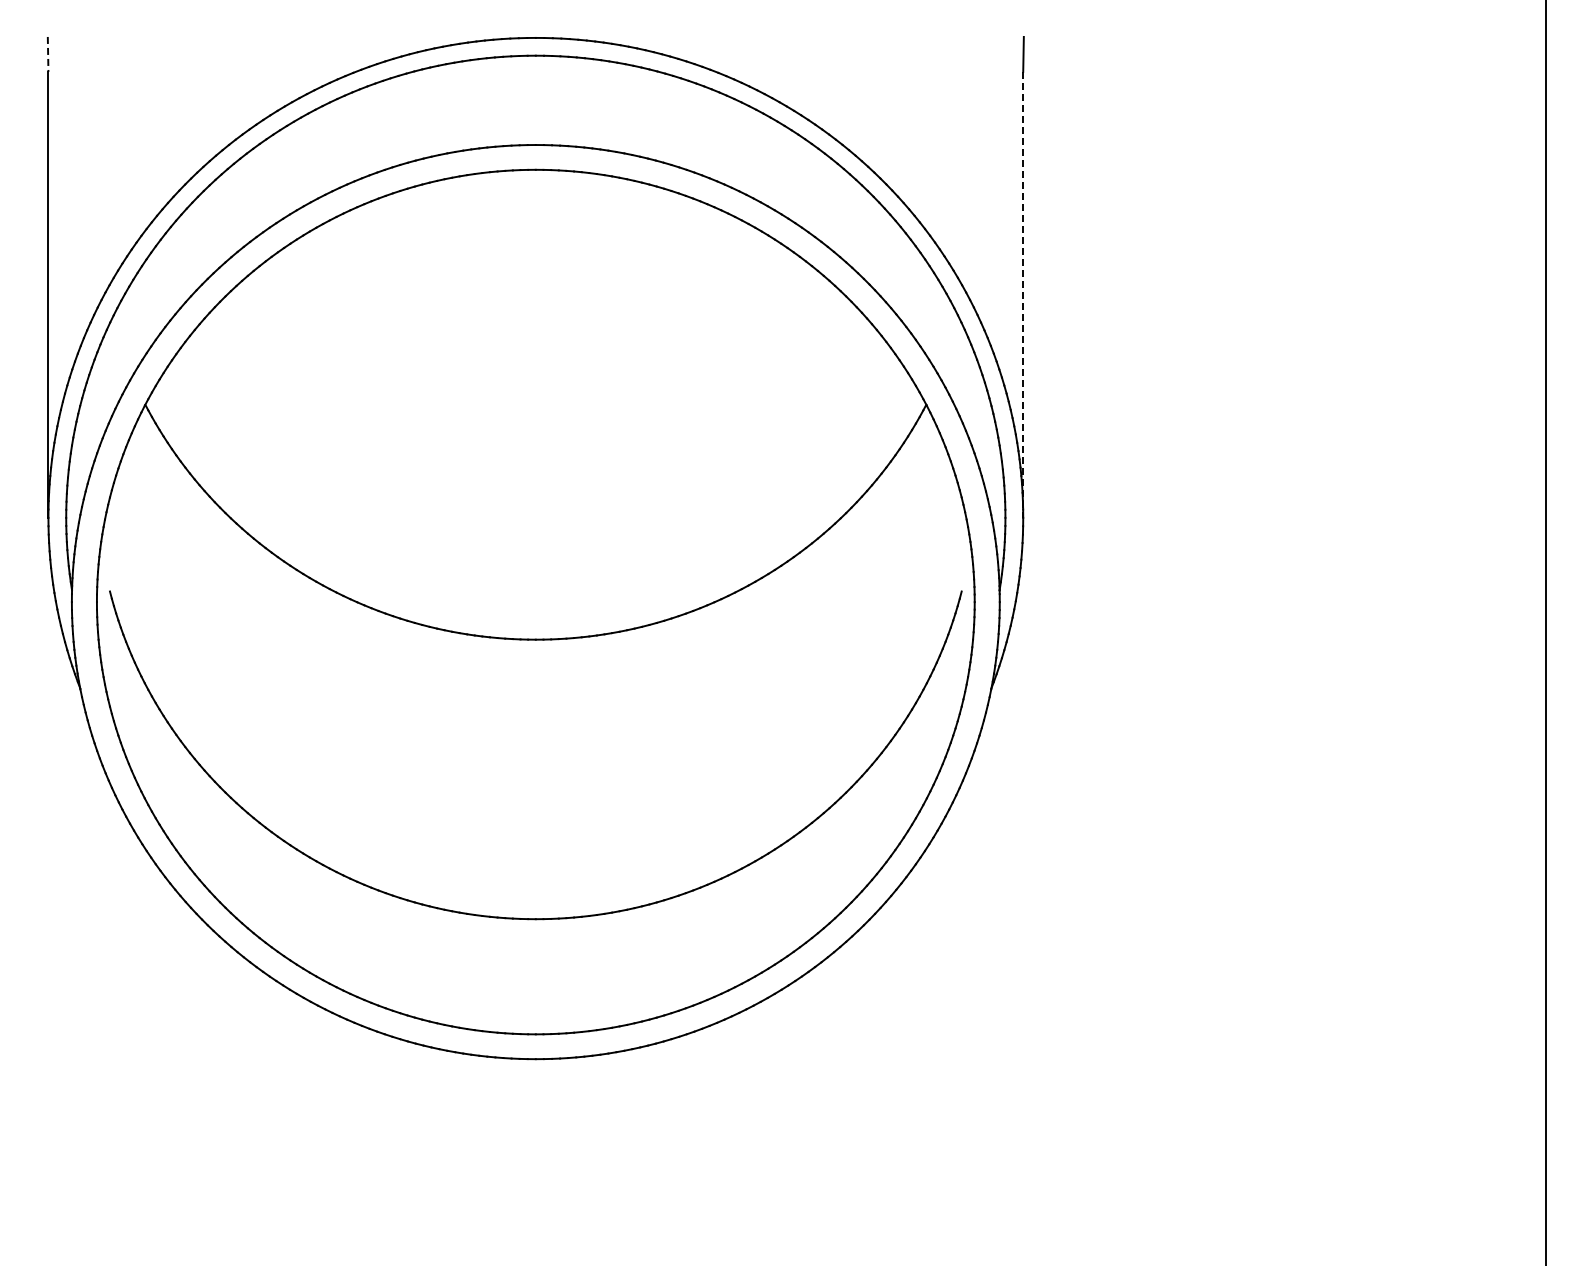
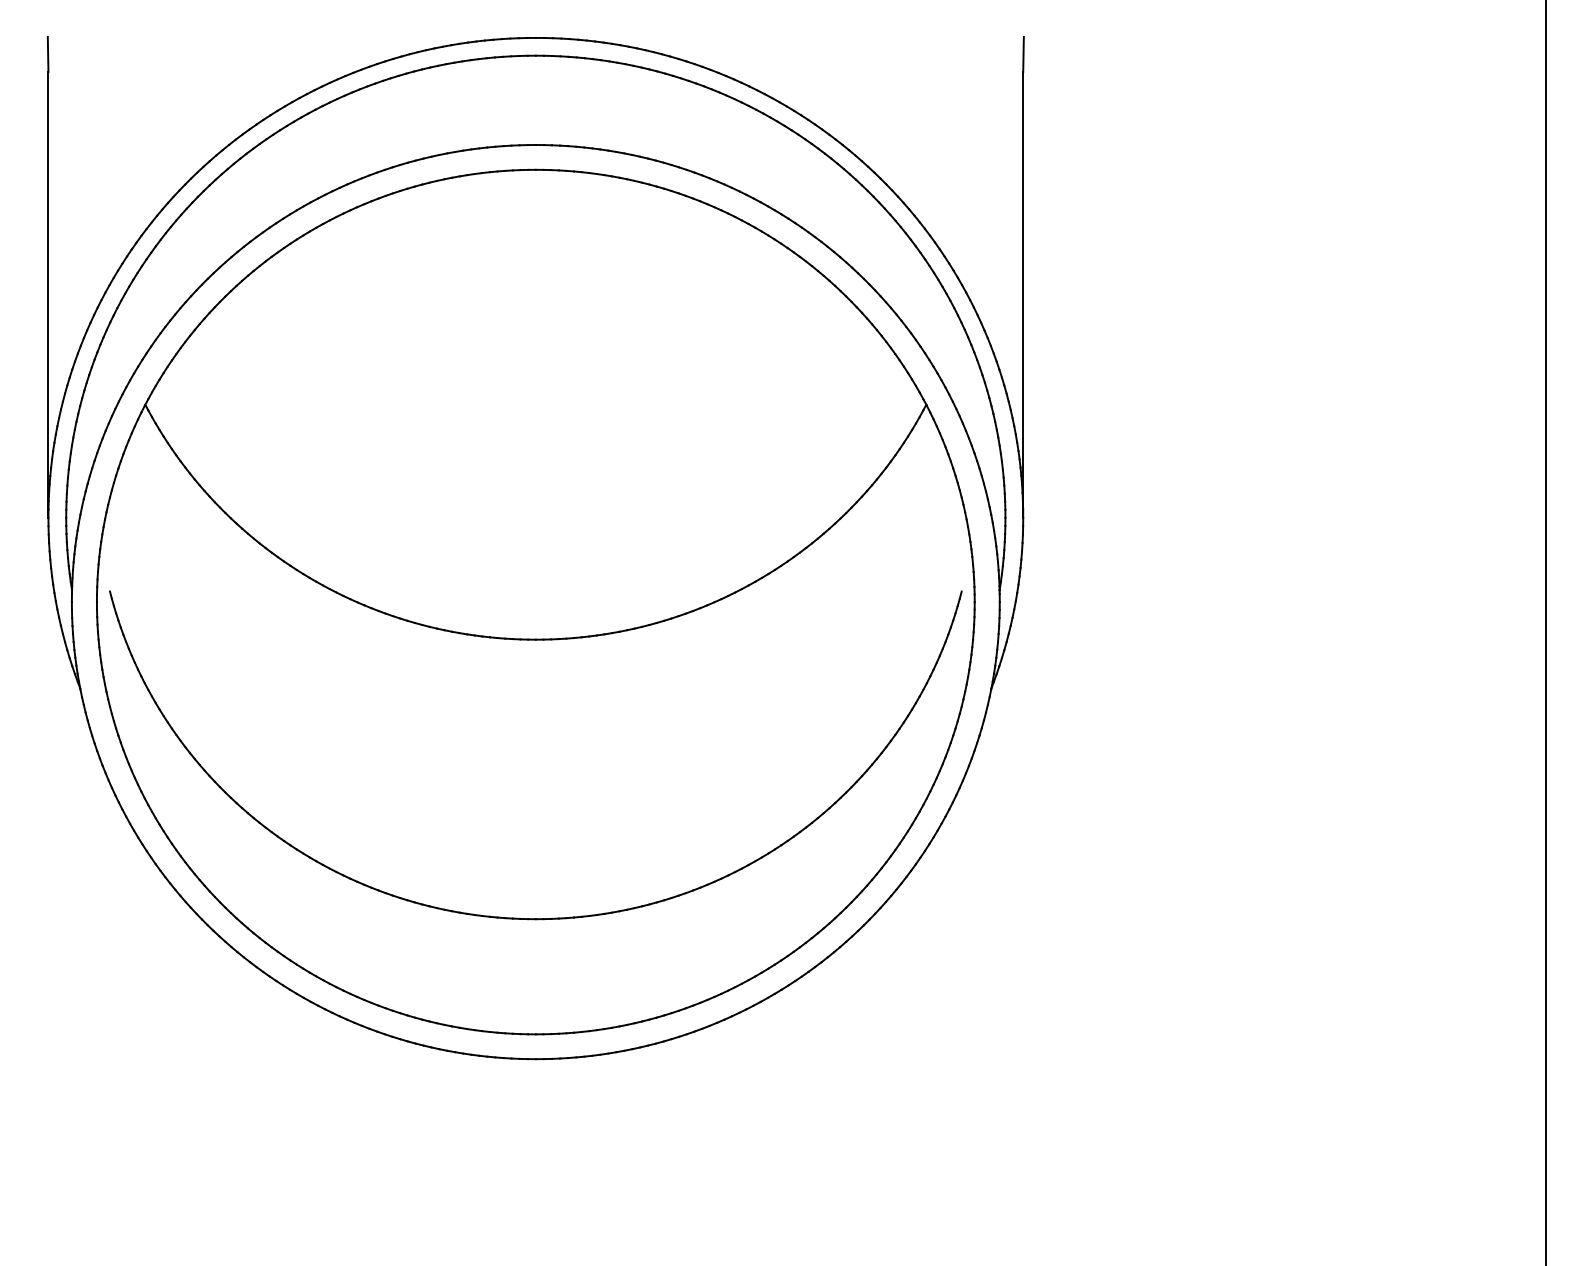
line: dashed -> solid (48, 54)
line: dashed -> solid (1023, 294)
